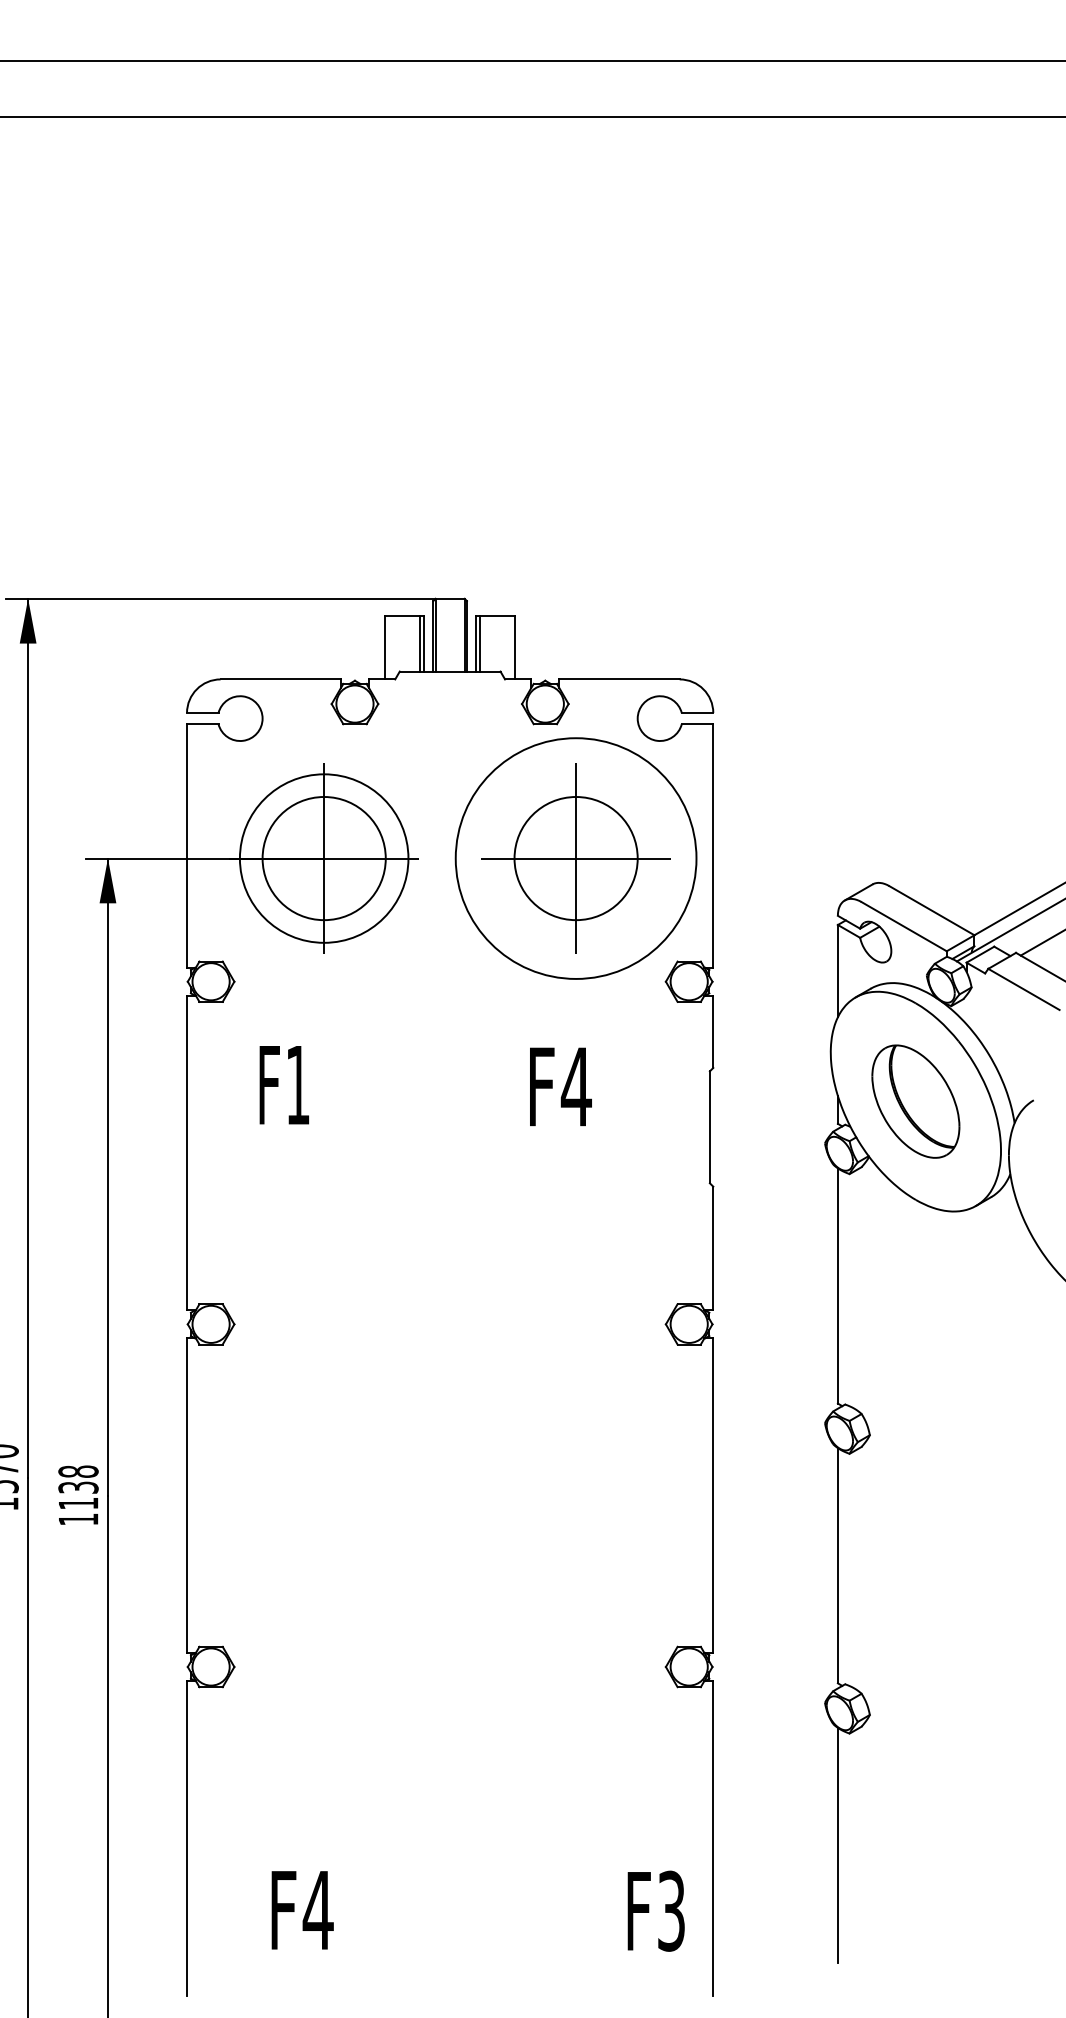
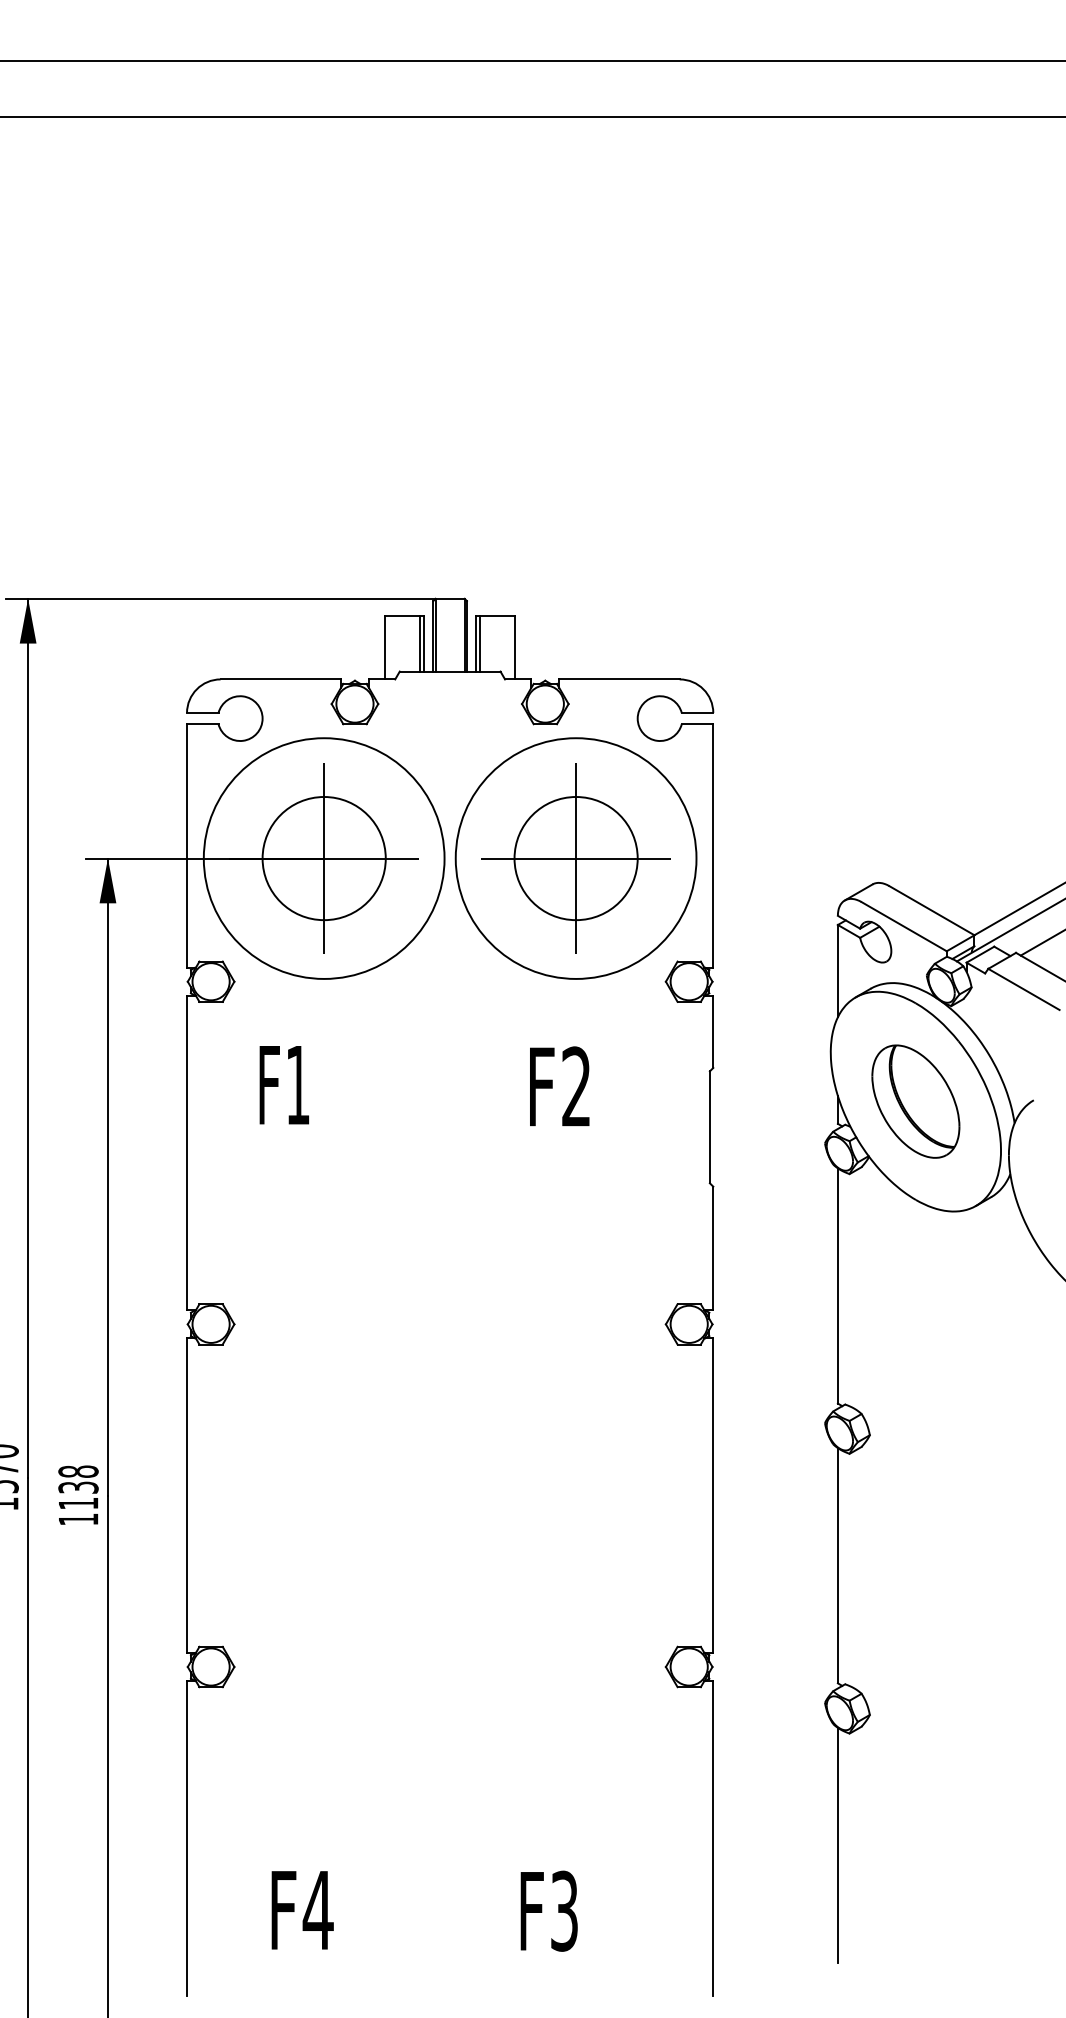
circle diameter: 169 px -> 241 px (323, 858)
text: F4 -> F2 (575, 1086)
text position: (655, 1910) -> (548, 1910) (548, 1910)
